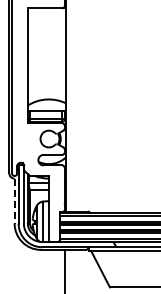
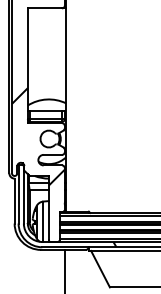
hatch: none -> present (37, 136)
line: dashed -> solid (14, 201)
